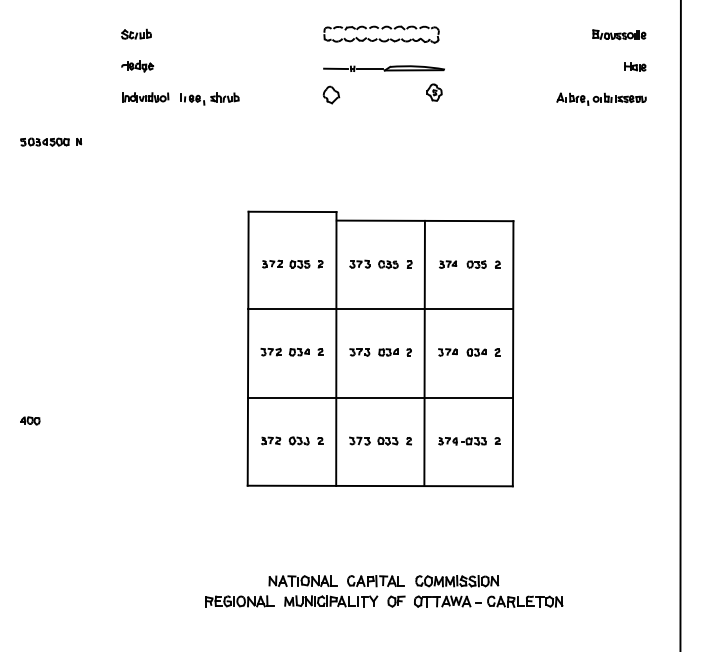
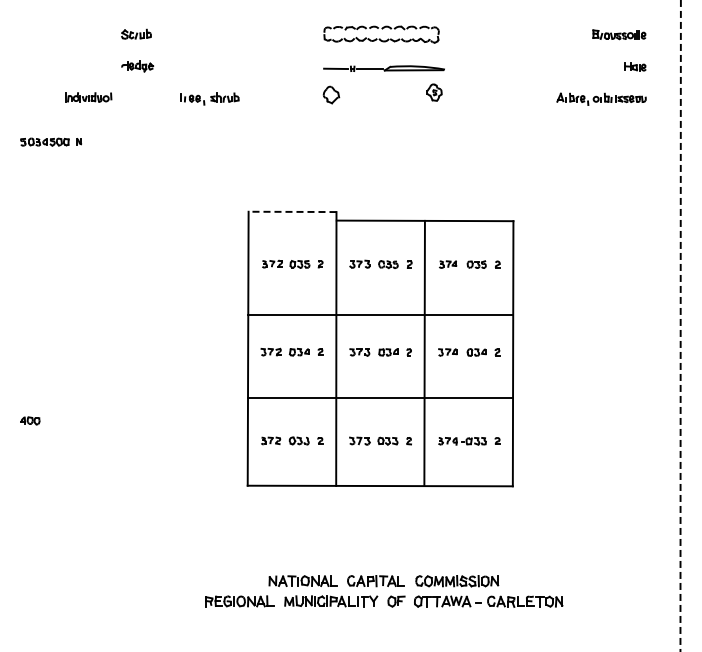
part position: (145, 97) -> (88, 97) (88, 97)
line: solid -> dashed (292, 211)
line position: (380, 309) -> (380, 315) (380, 315)
line: solid -> dashed (680, 326)
